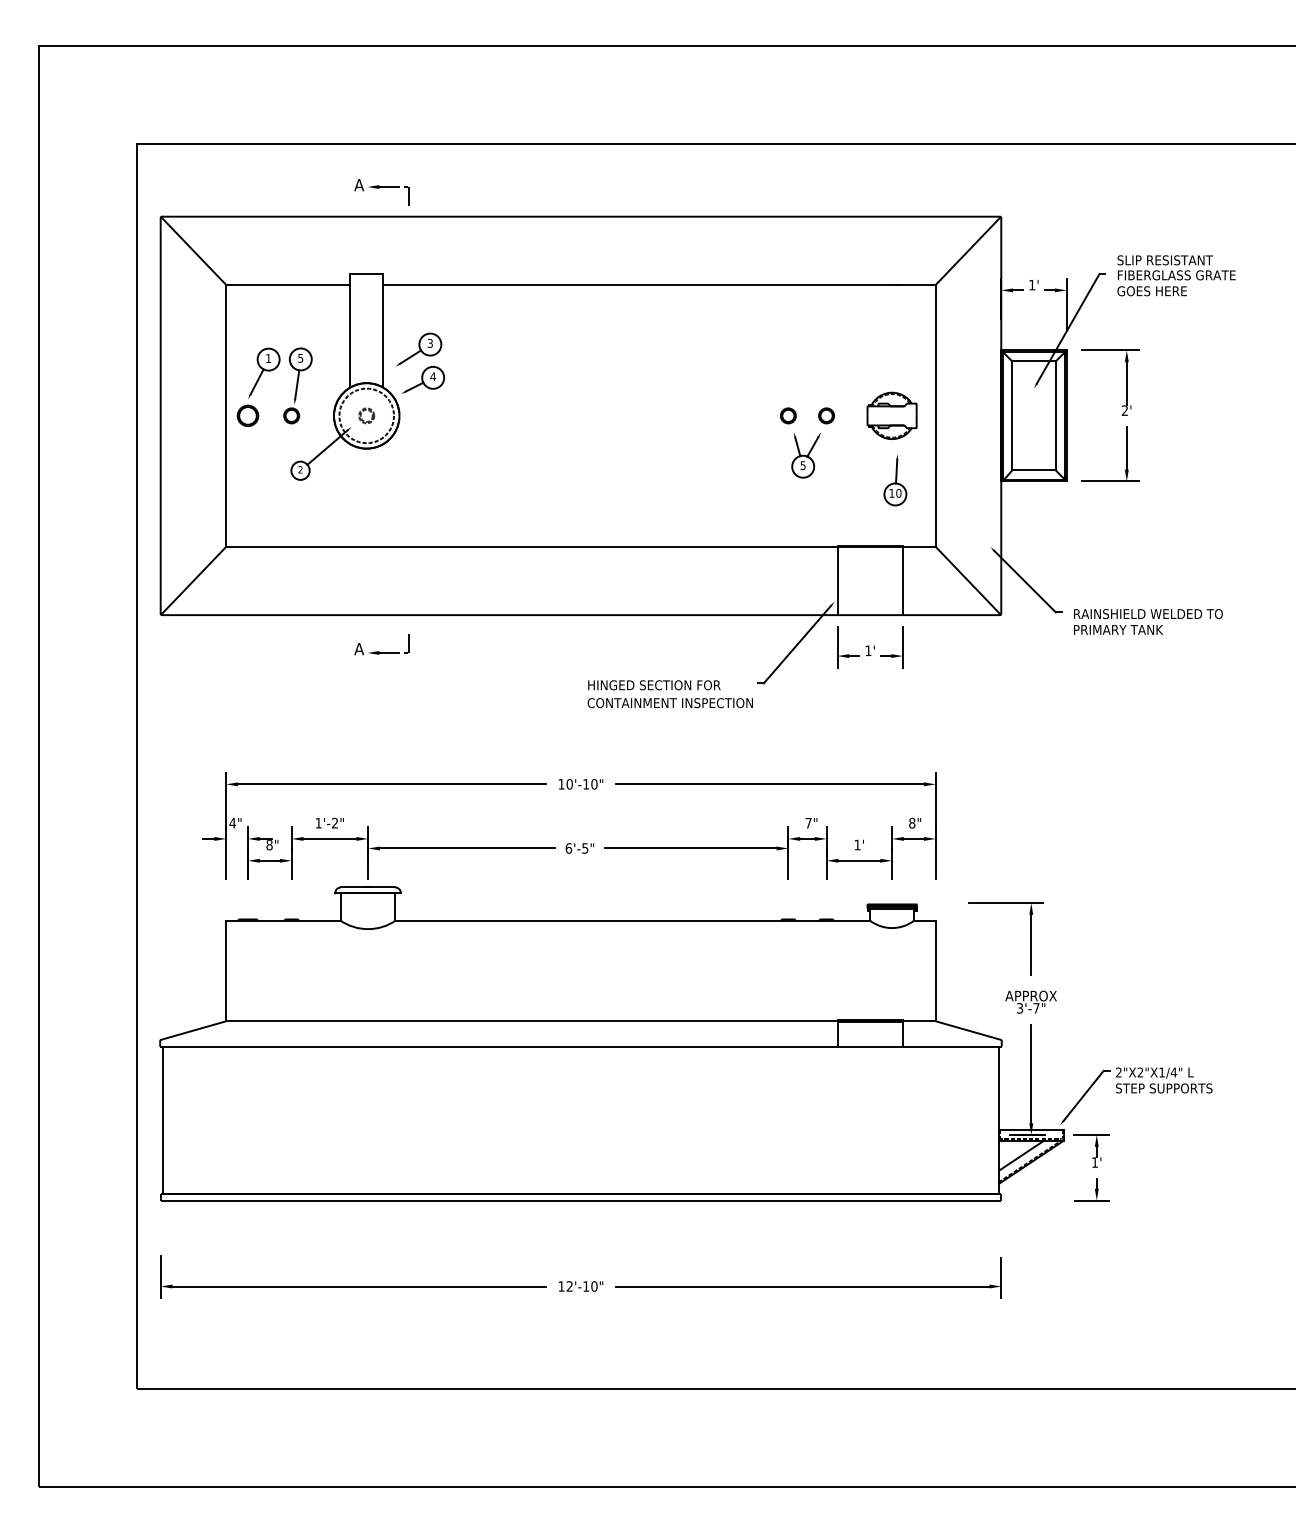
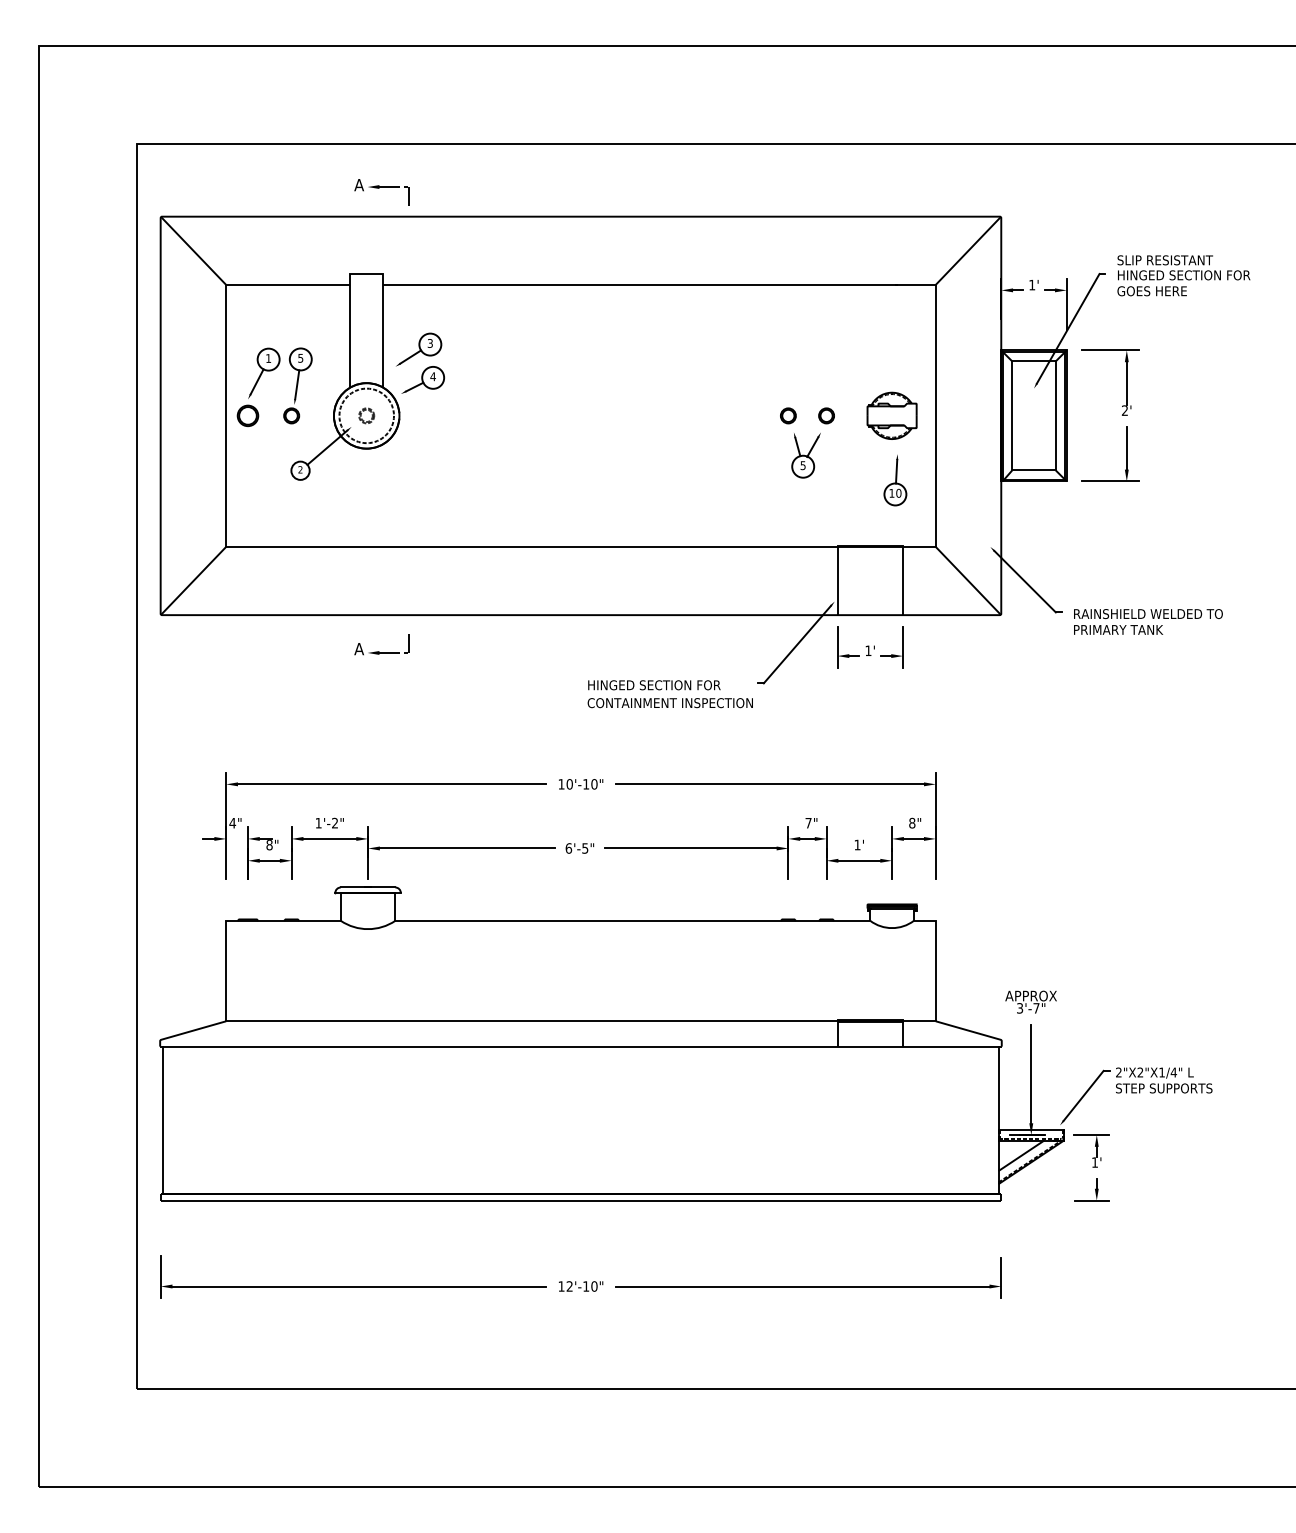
text: FIBERGLASS GRATE -> HINGED SECTION FOR (1184, 275)
part: present -> none (1030, 938)
